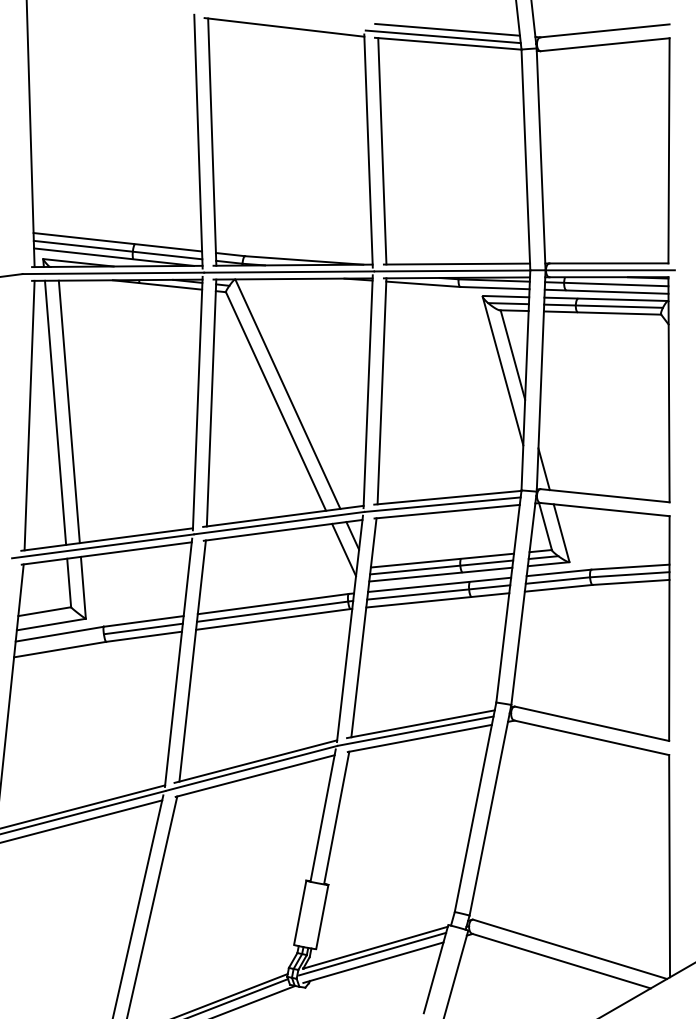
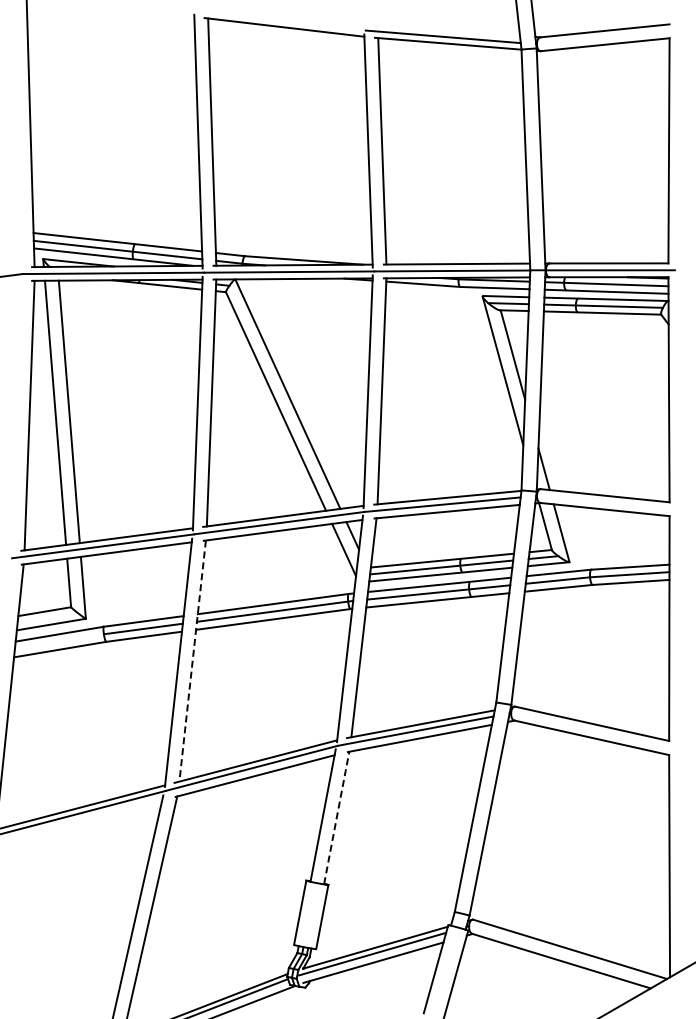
line: present -> none (447, 29)
line: solid -> dashed (192, 661)
line: solid -> dashed (336, 817)
line: present -> none (82, 821)
